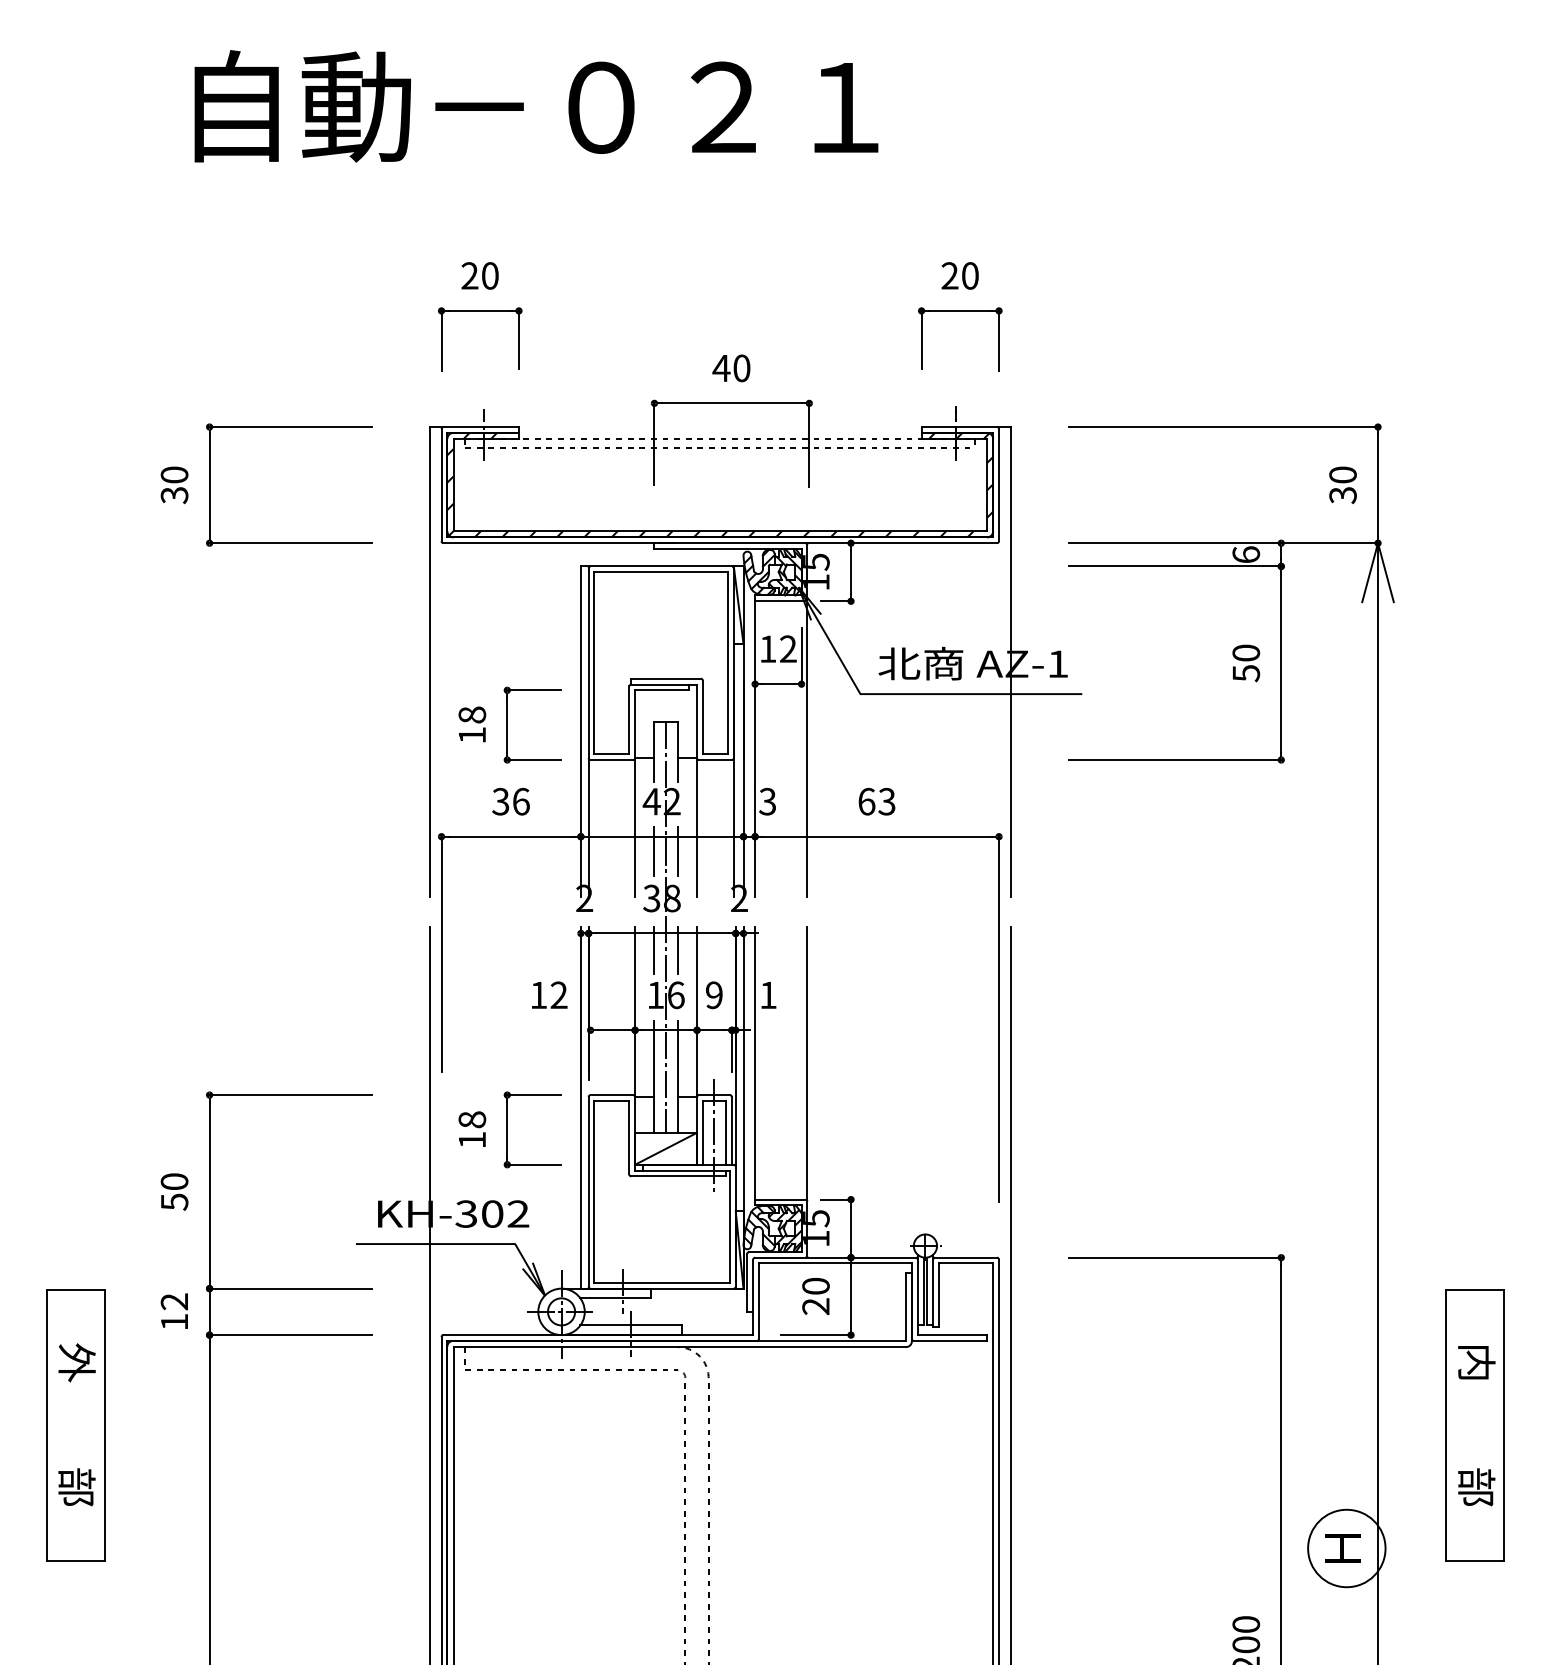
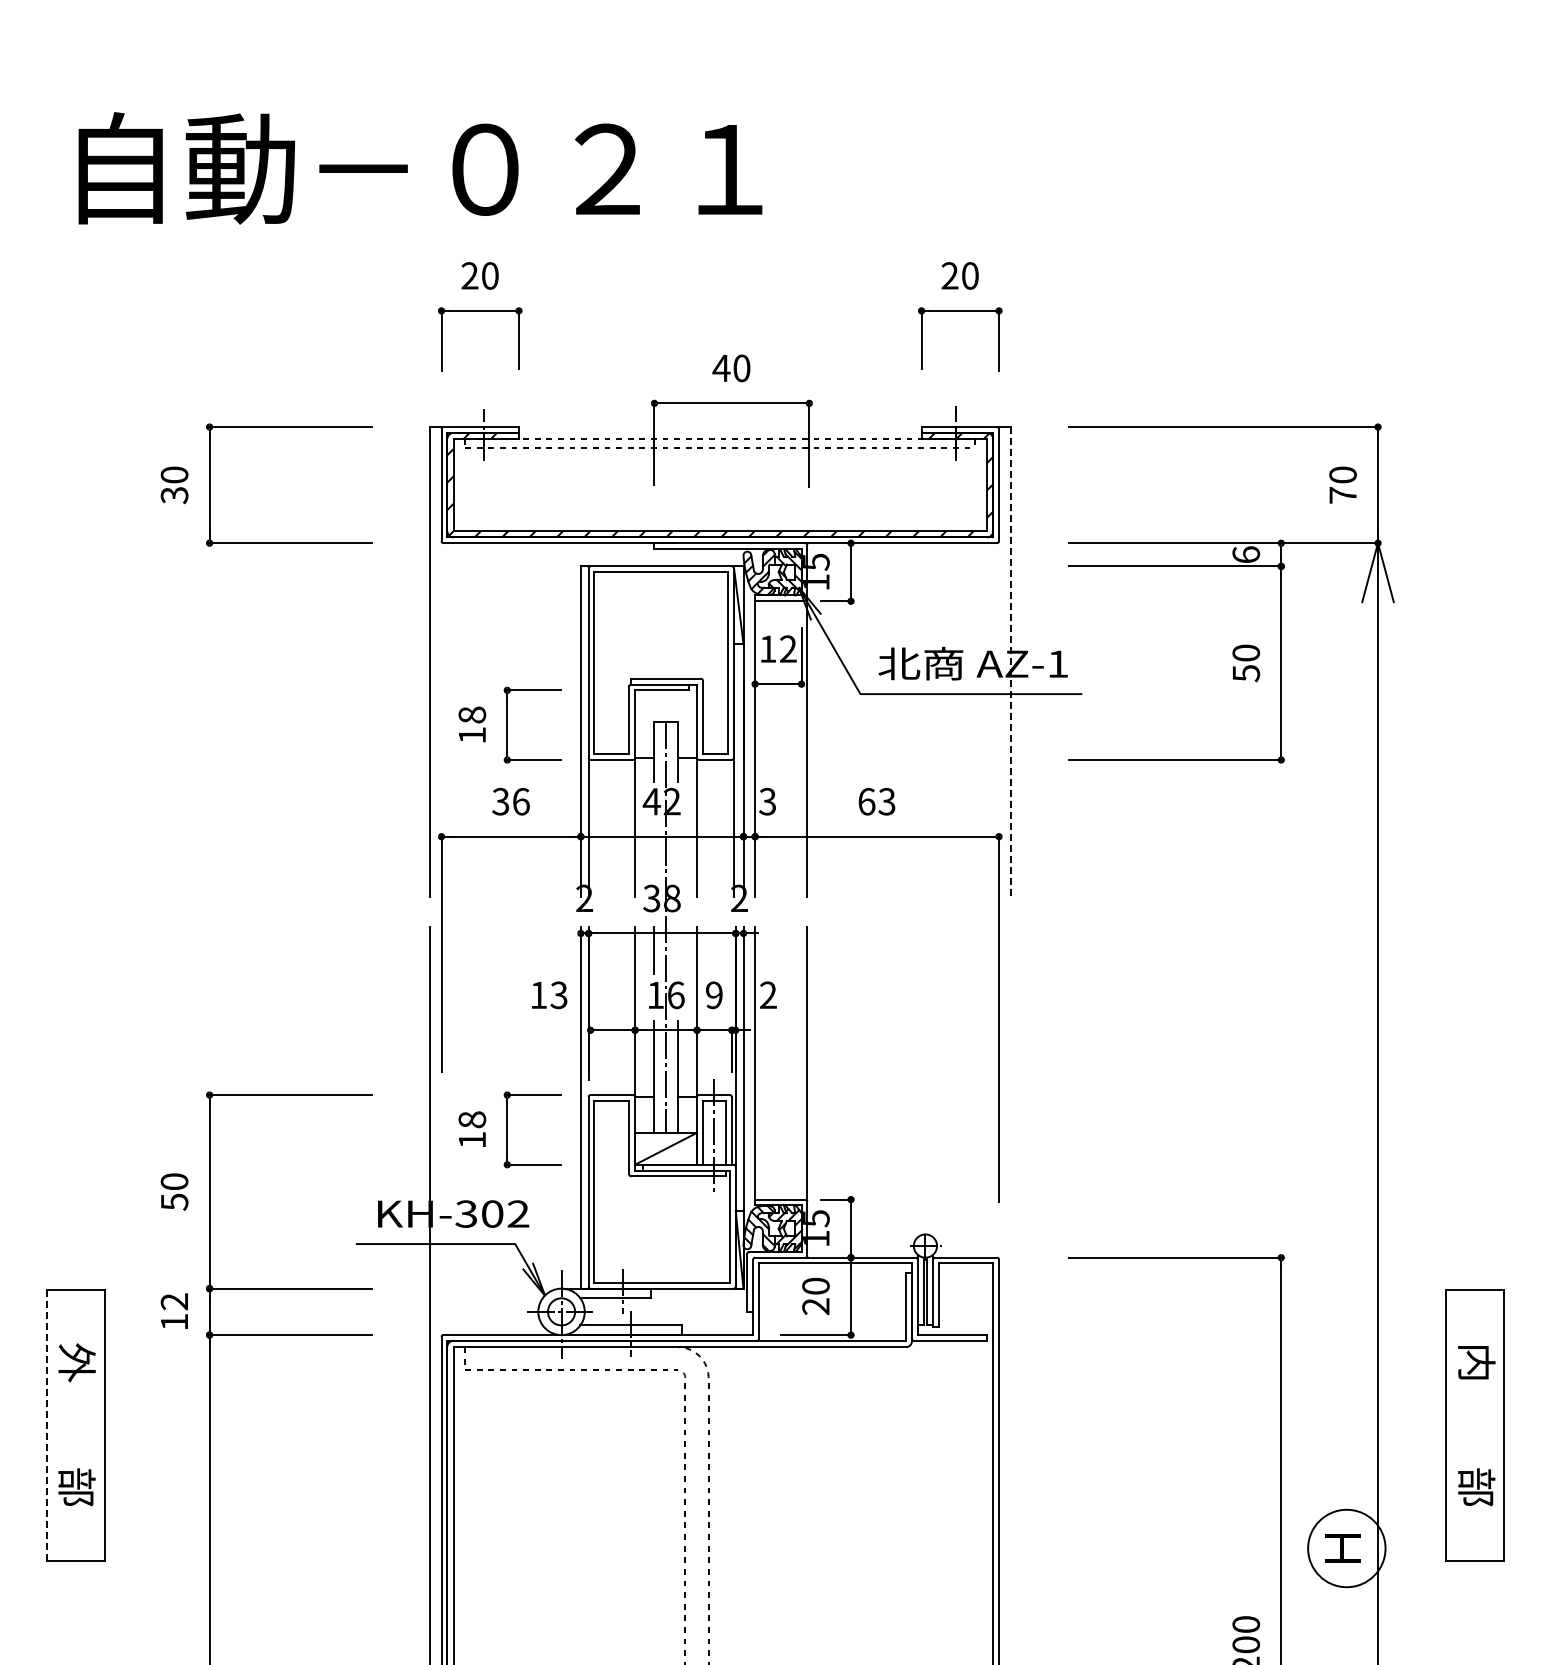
text position: (536, 106) -> (420, 168) (420, 168)
text: 30 -> 70 (1342, 495)
line: solid -> dashed (1010, 662)
line: present -> none (654, 851)
line: present -> none (677, 851)
line: present -> none (677, 949)
text: 1 -> 2 (768, 994)
text: 12 -> 13 (558, 995)
line: present -> none (1010, 1293)
line: solid -> dashed (46, 1424)
